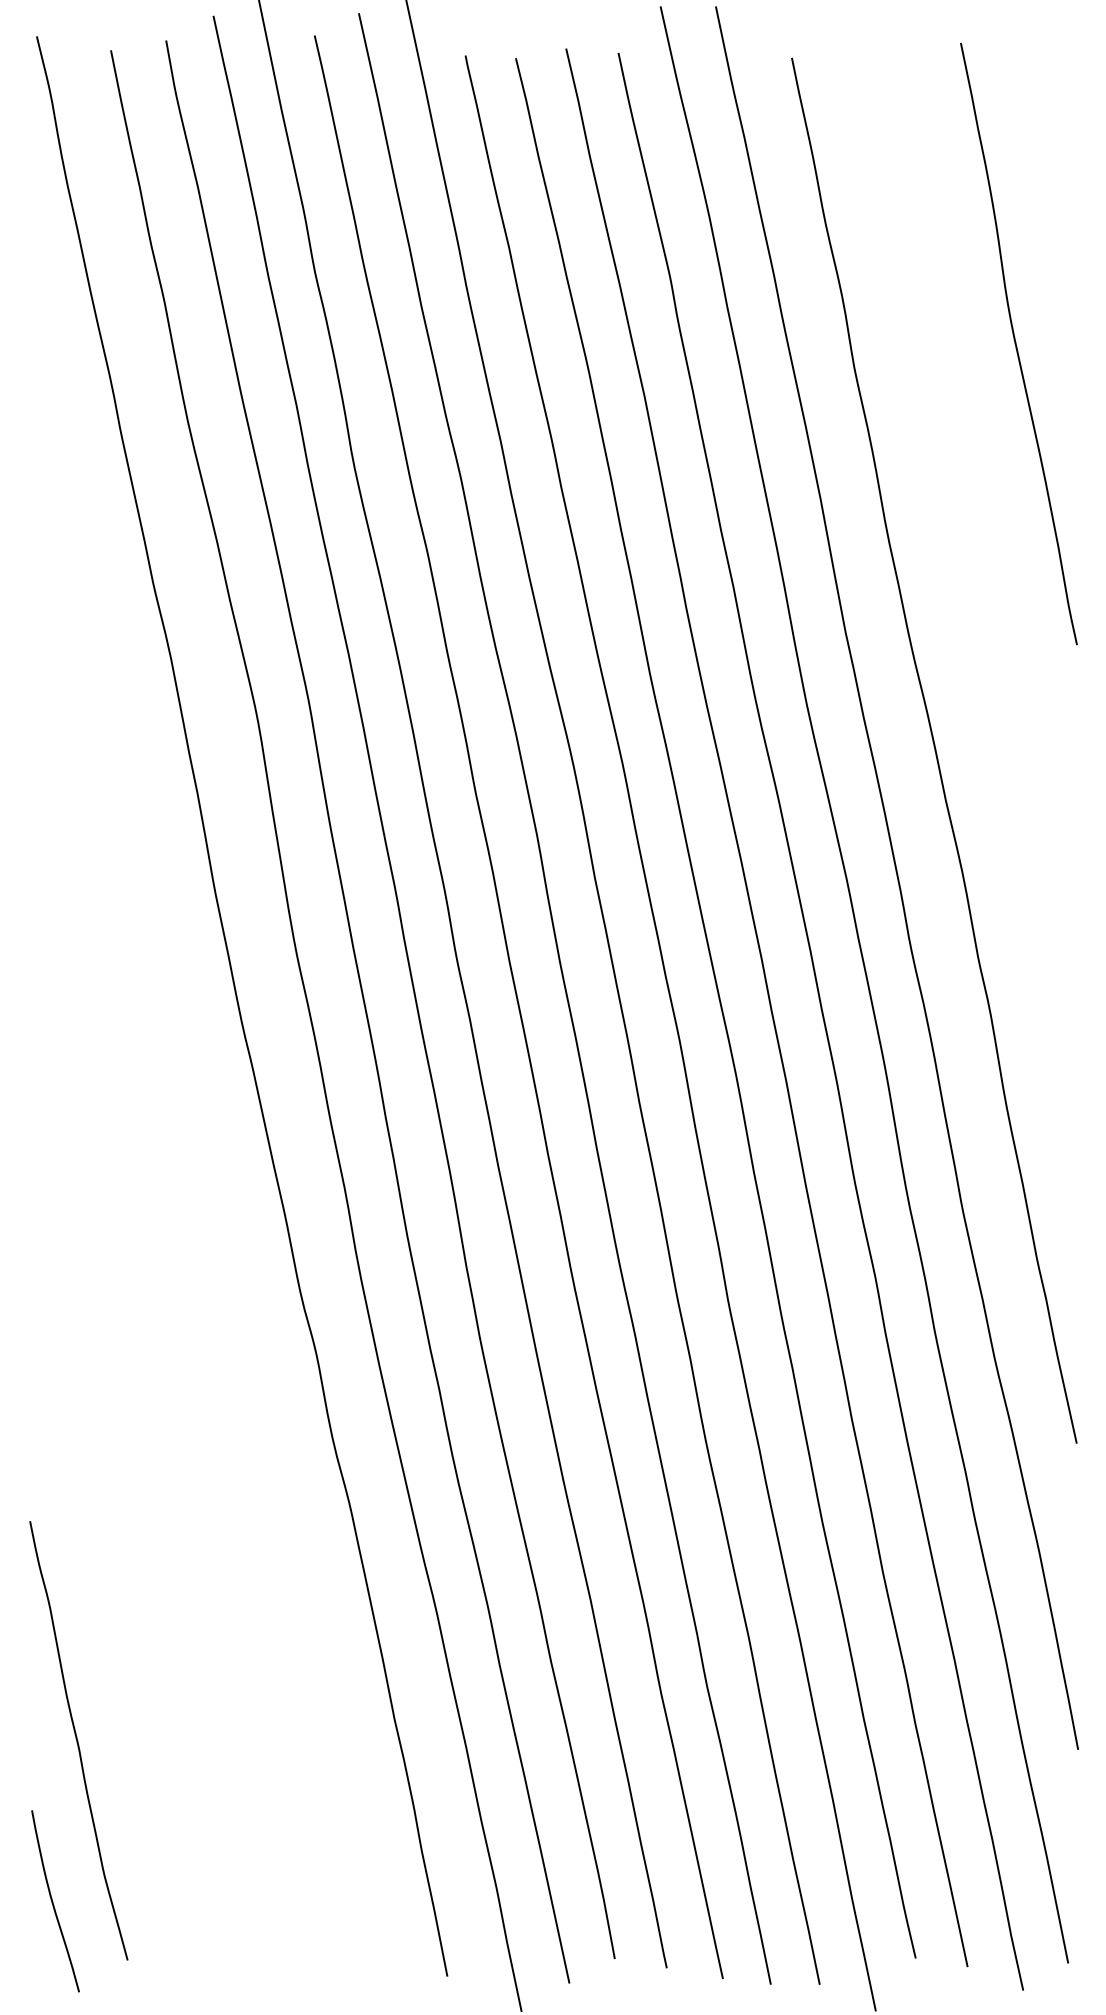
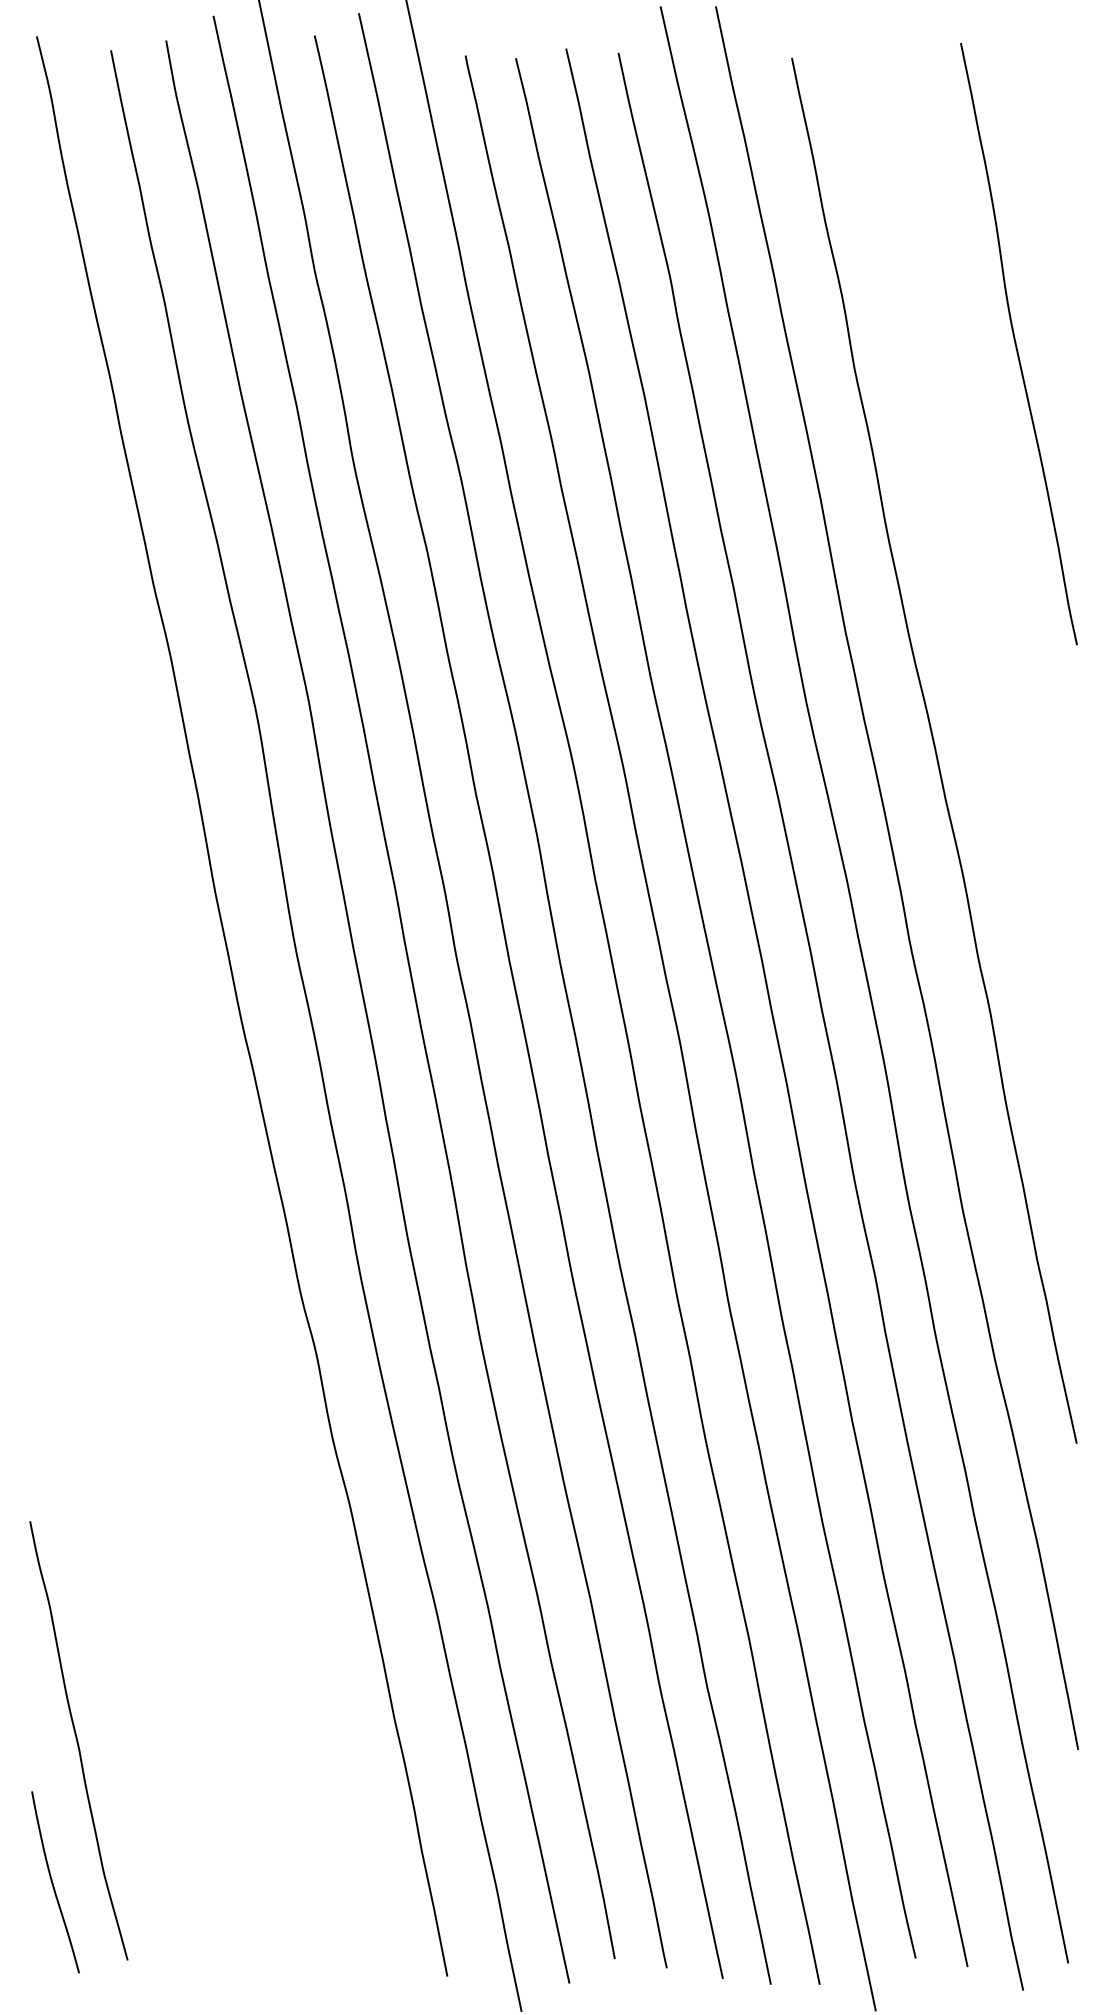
curve position: (53, 1901) -> (53, 1882) (53, 1882)
